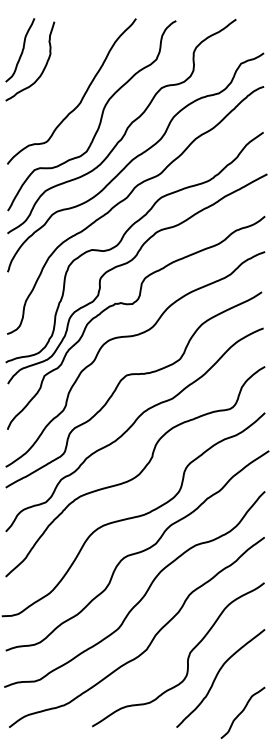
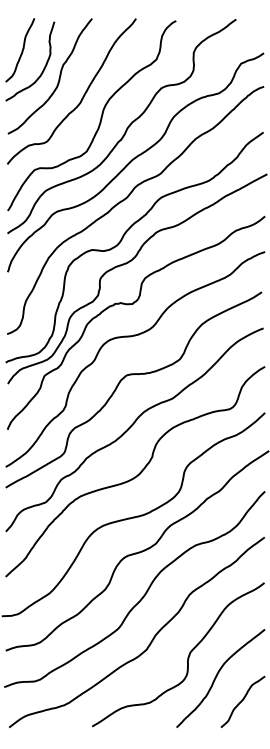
curve: none -> present (58, 78)
curve position: (242, 712) -> (242, 701) (242, 701)
